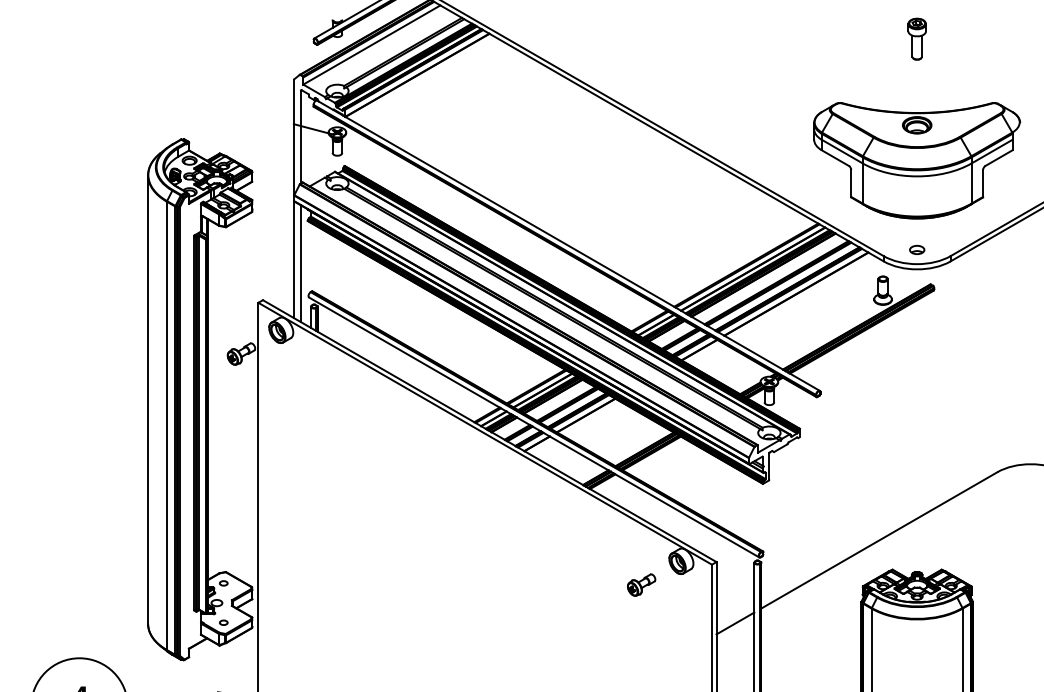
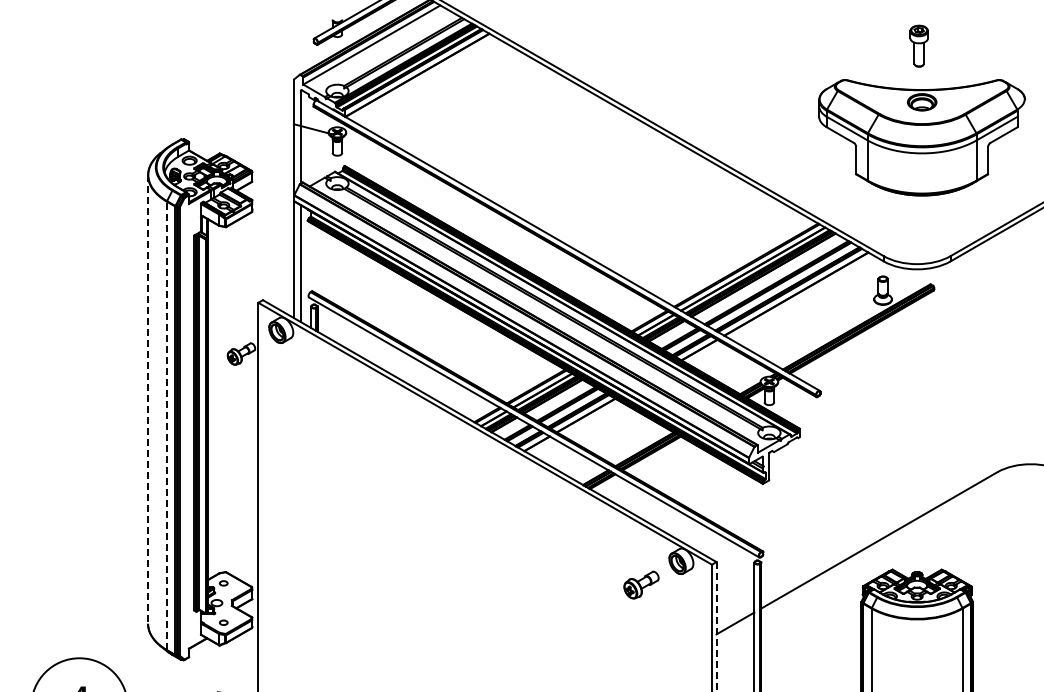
part position: (916, 38) -> (918, 45) (918, 45)
part position: (917, 160) -> (922, 137) (922, 137)
part: present -> none (917, 249)
line: solid -> dashed (148, 400)
line: solid -> dashed (166, 425)
part size: 30x24 px -> 37x30 px (641, 584)
line: solid -> dashed (716, 627)
